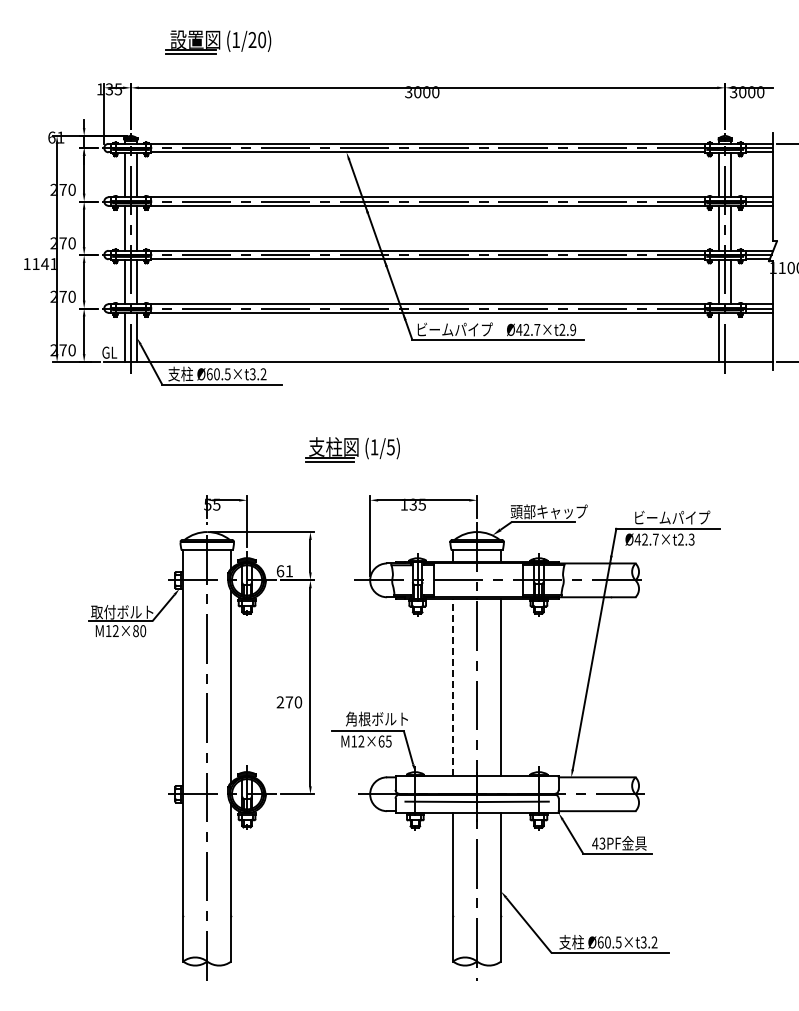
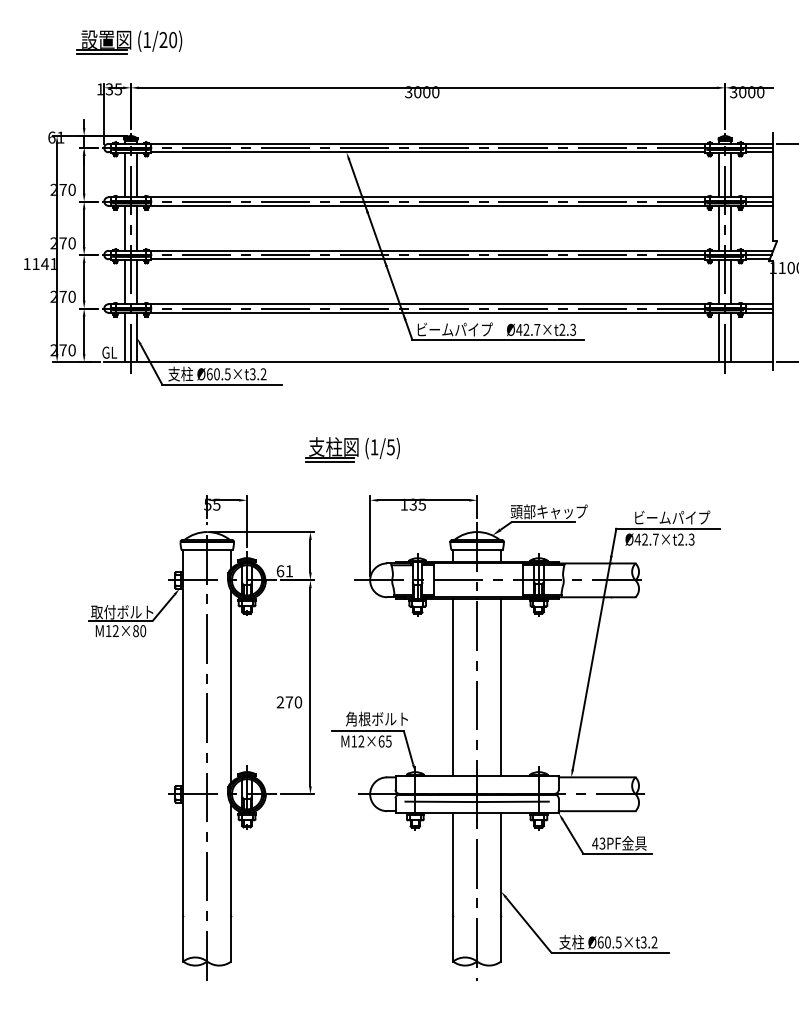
part position: (218, 42) -> (129, 42) (129, 42)
text: Ø42.7×t2.9 -> Ø42.7×t2.3 (573, 329)
line: none -> present (731, 337)
line: dashed -> solid (453, 687)
